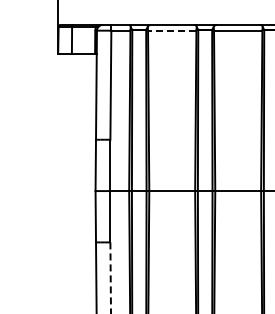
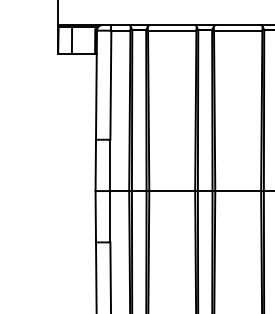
line: dashed -> solid (171, 30)
line: dashed -> solid (110, 278)
